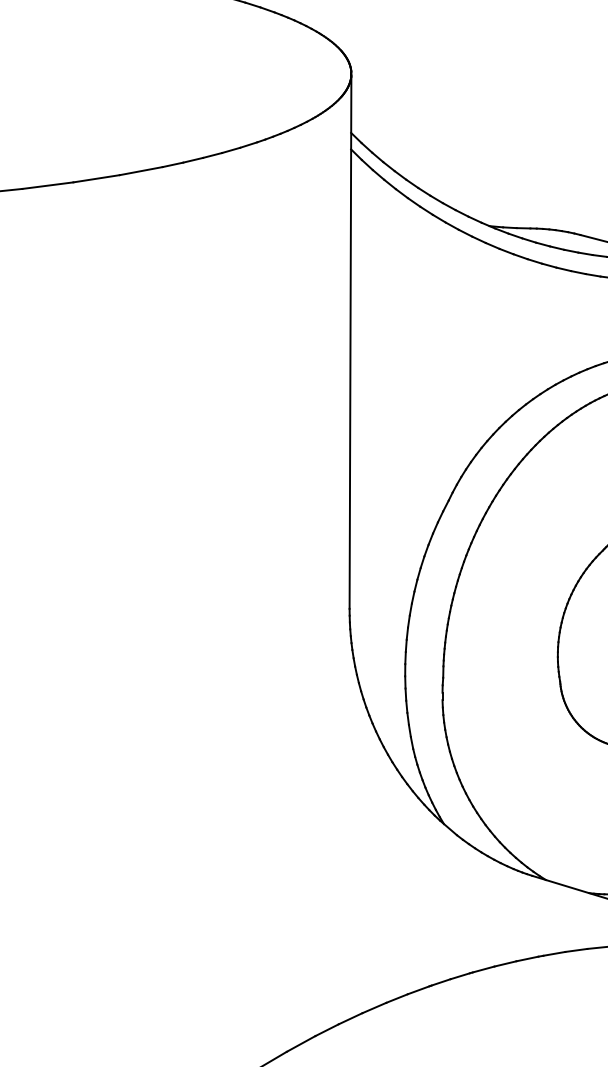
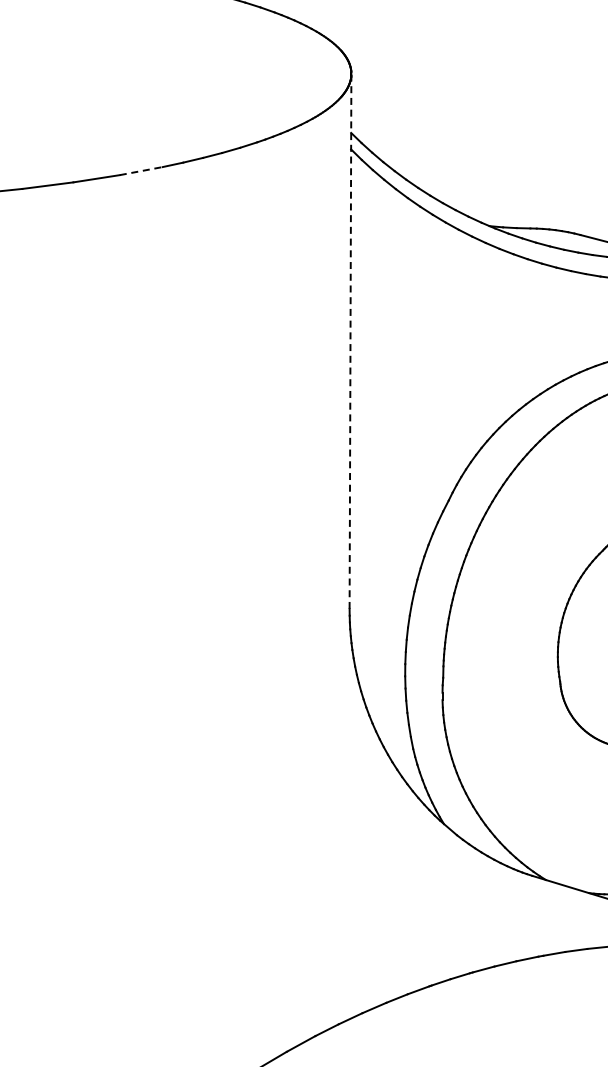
line: solid -> dashed (141, 171)
line: solid -> dashed (350, 342)
